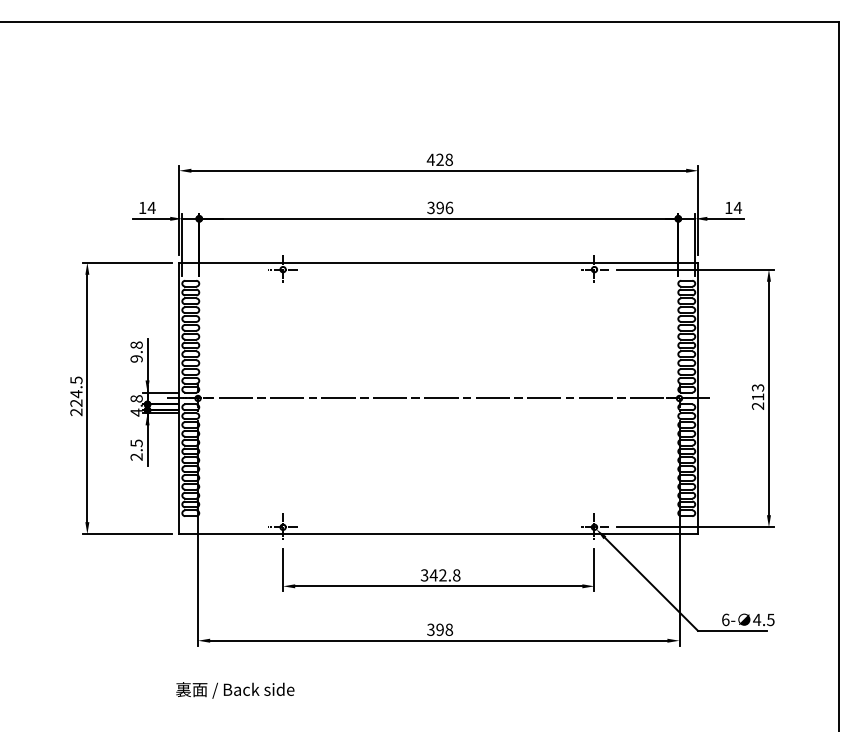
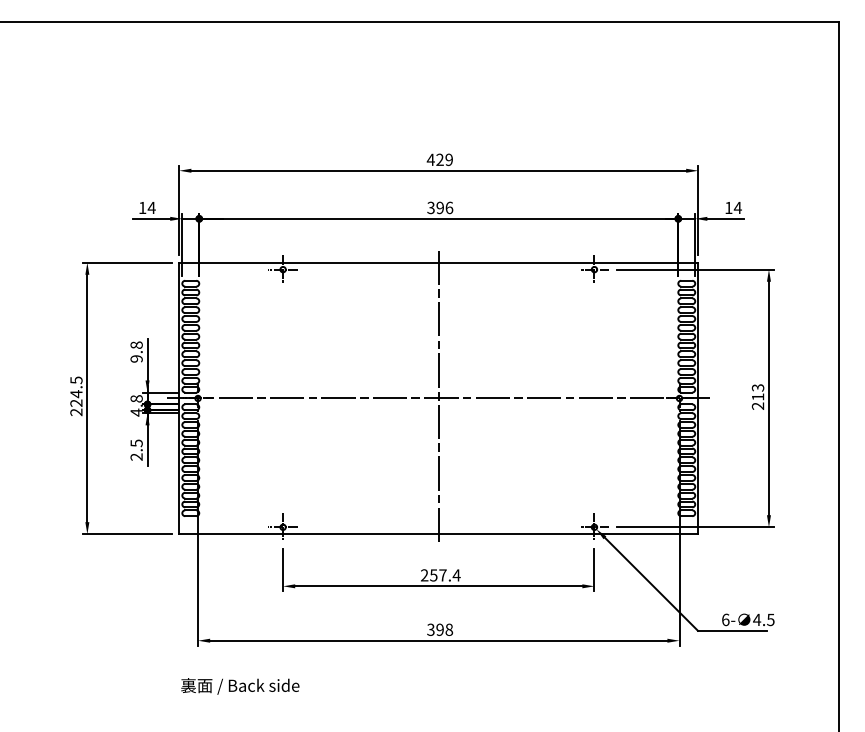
text: 428 -> 429 (448, 159)
line: none -> present (438, 398)
text: 342.8 -> 257.4 (440, 575)
text position: (235, 690) -> (240, 686) (240, 686)
